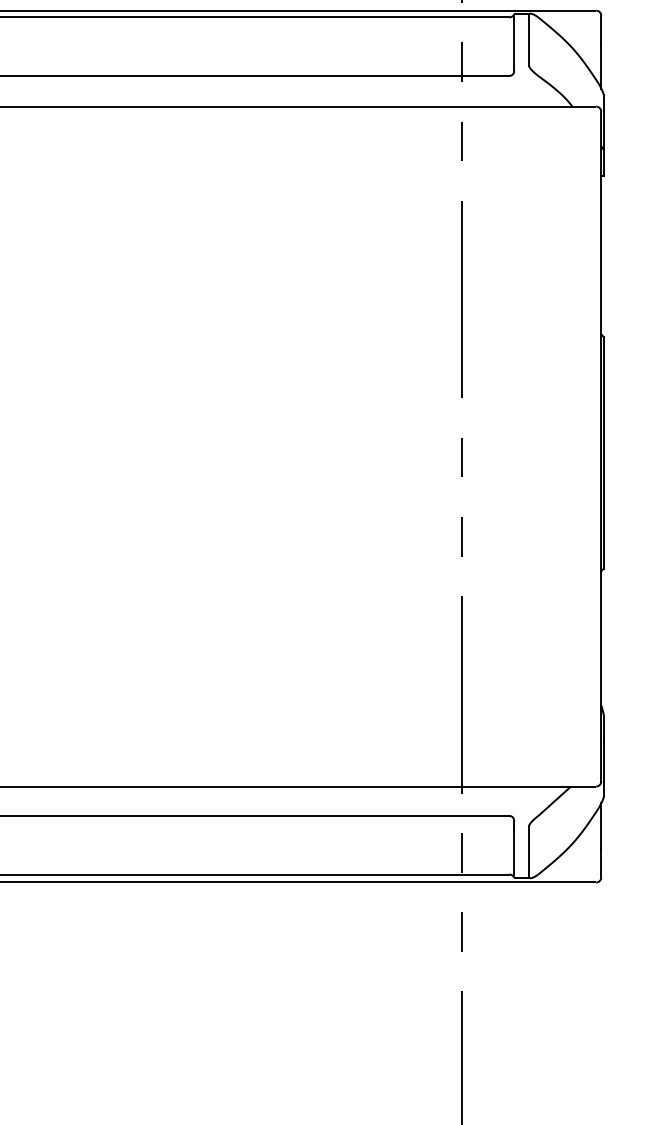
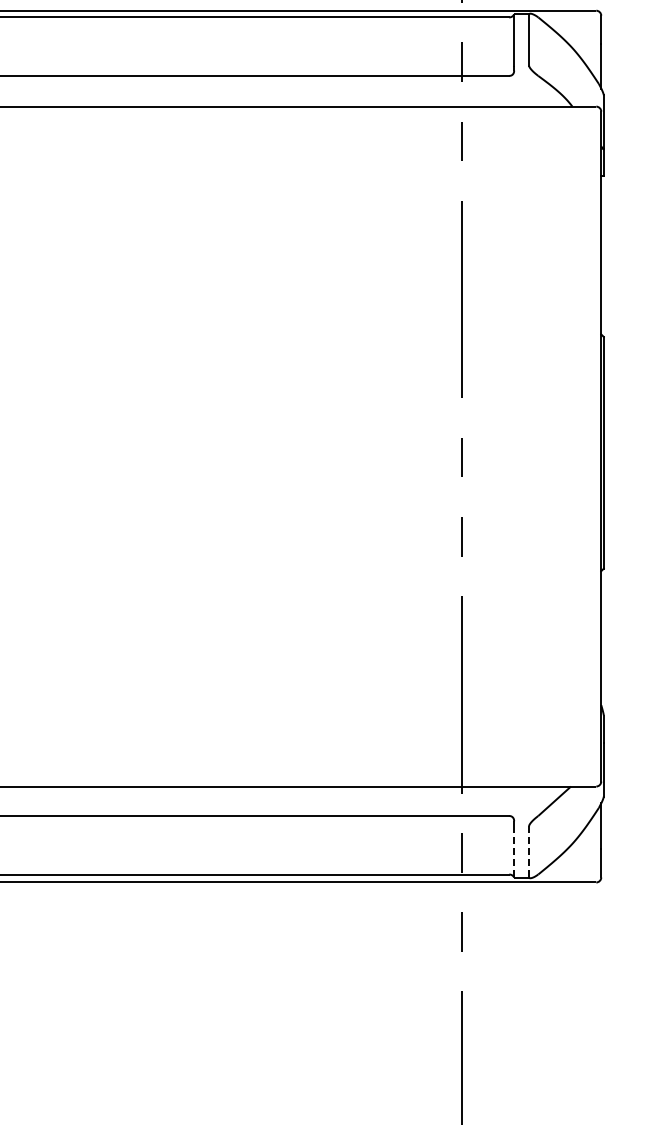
line: solid -> dashed (514, 851)
line: solid -> dashed (529, 851)
